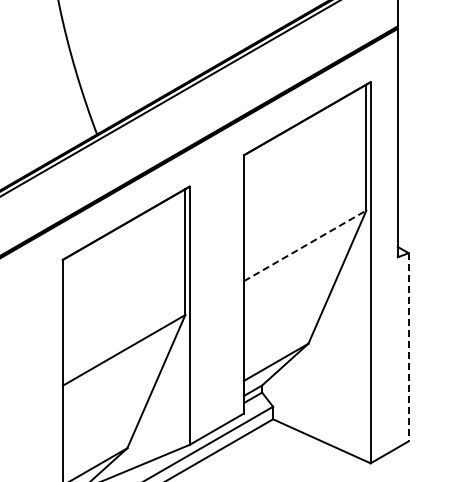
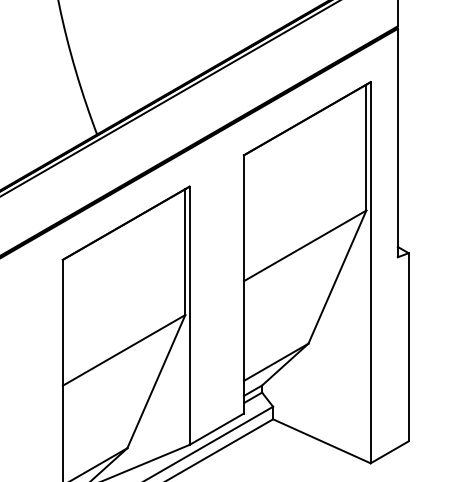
line: dashed -> solid (305, 245)
line: dashed -> solid (408, 347)
